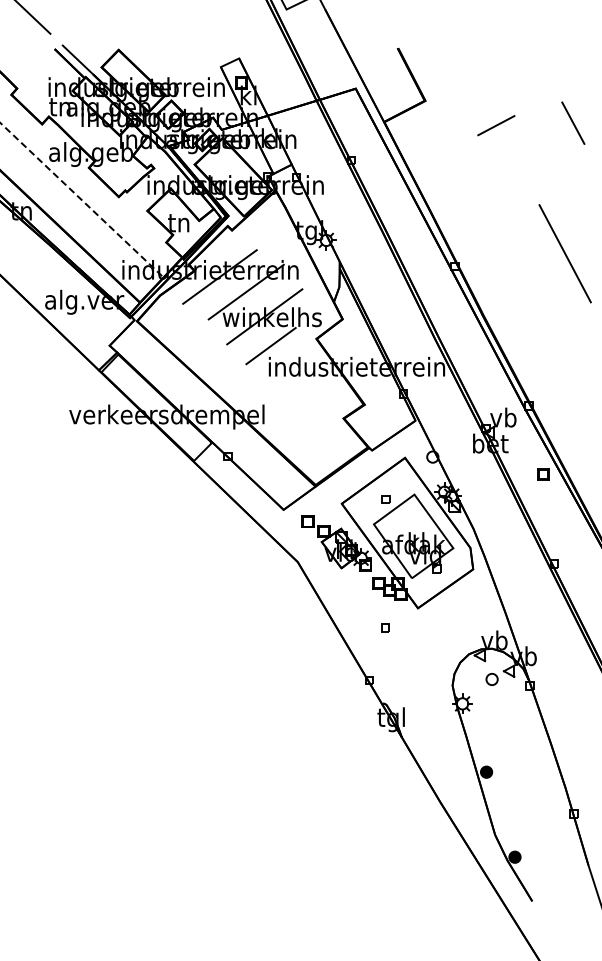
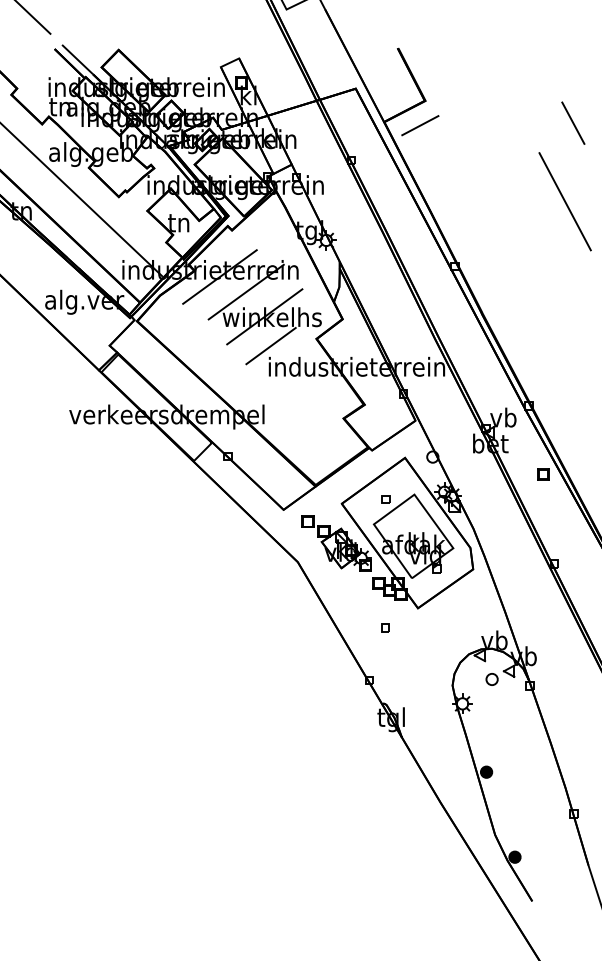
line position: (496, 125) -> (420, 125) (420, 125)
line: dashed -> solid (80, 199)
line position: (564, 253) -> (564, 201) (564, 201)
